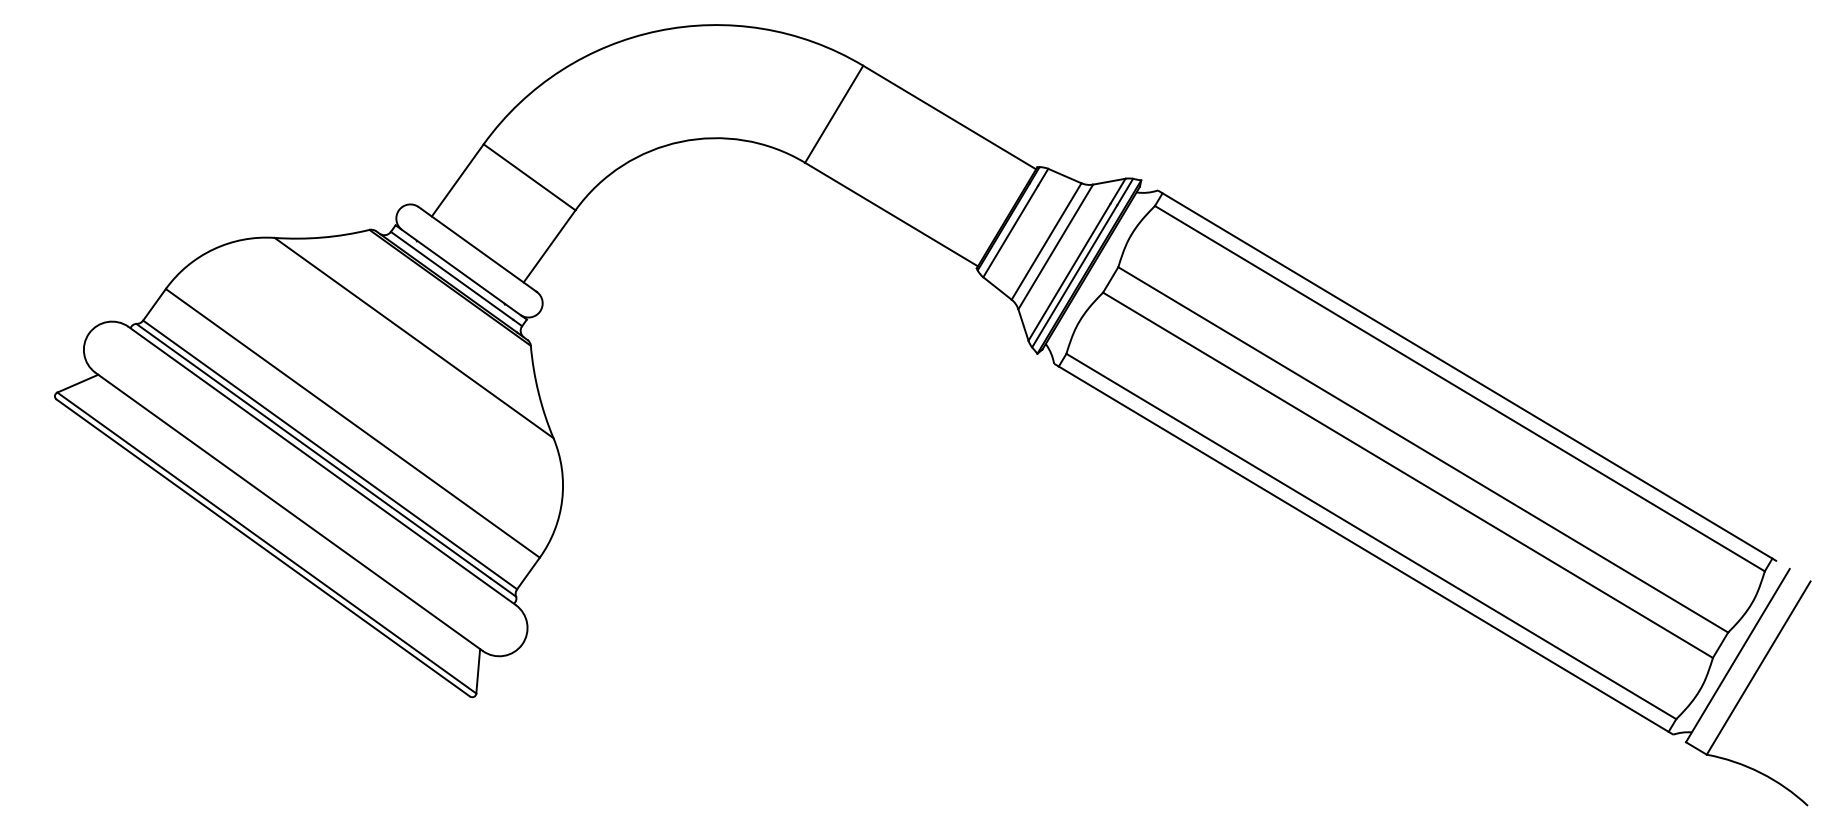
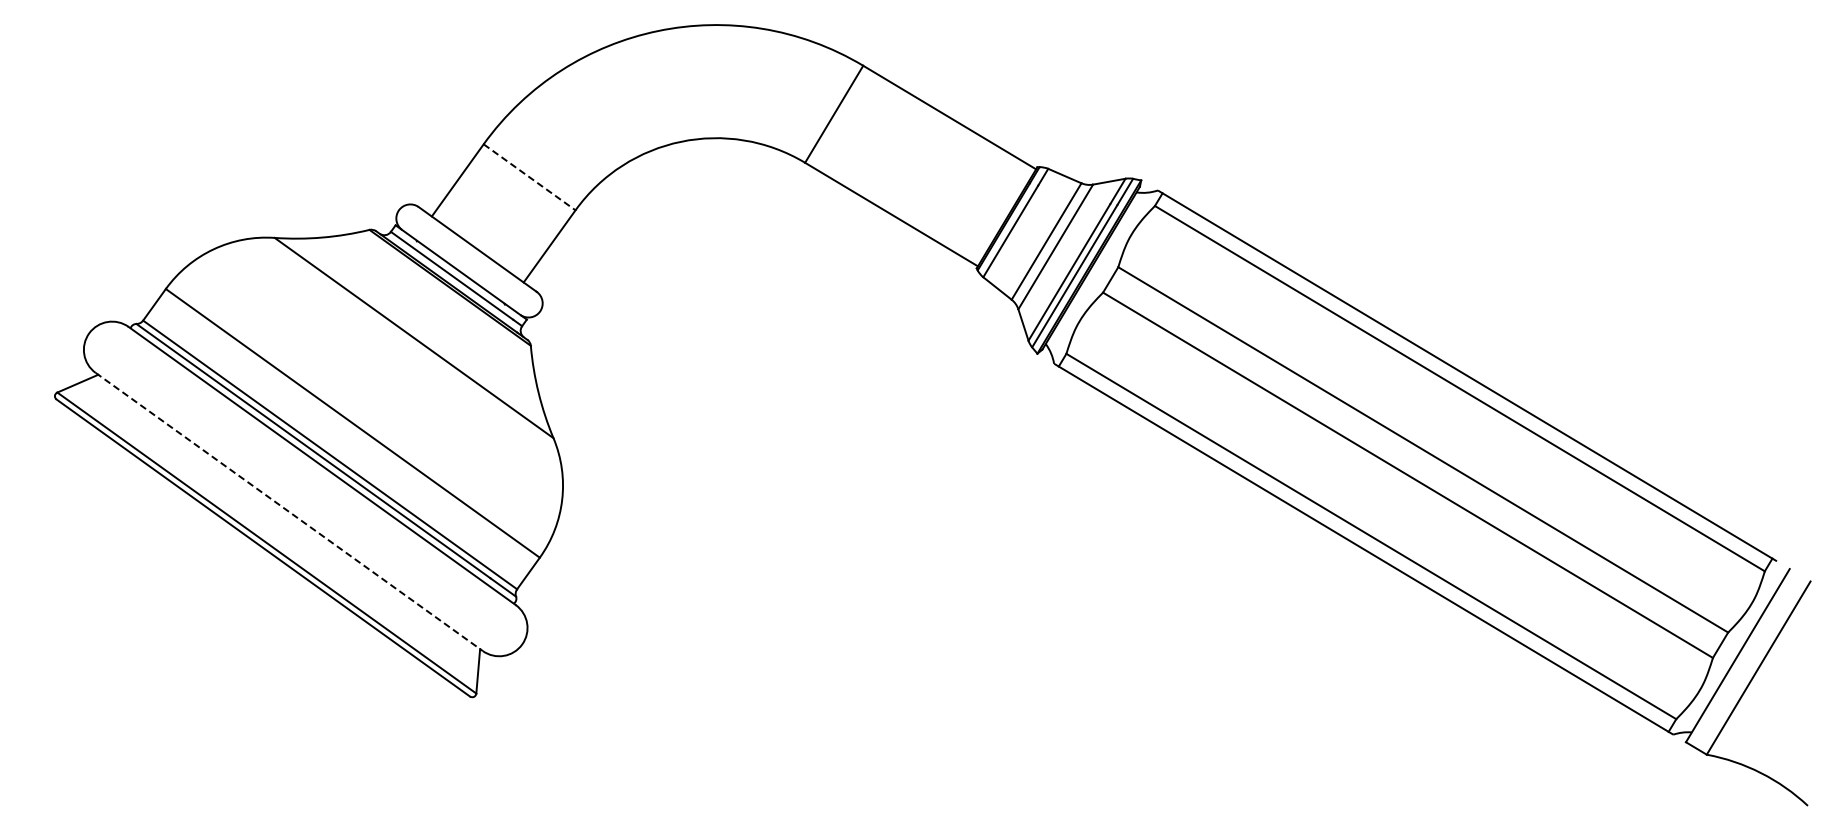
line: solid -> dashed (529, 177)
line: solid -> dashed (289, 512)
